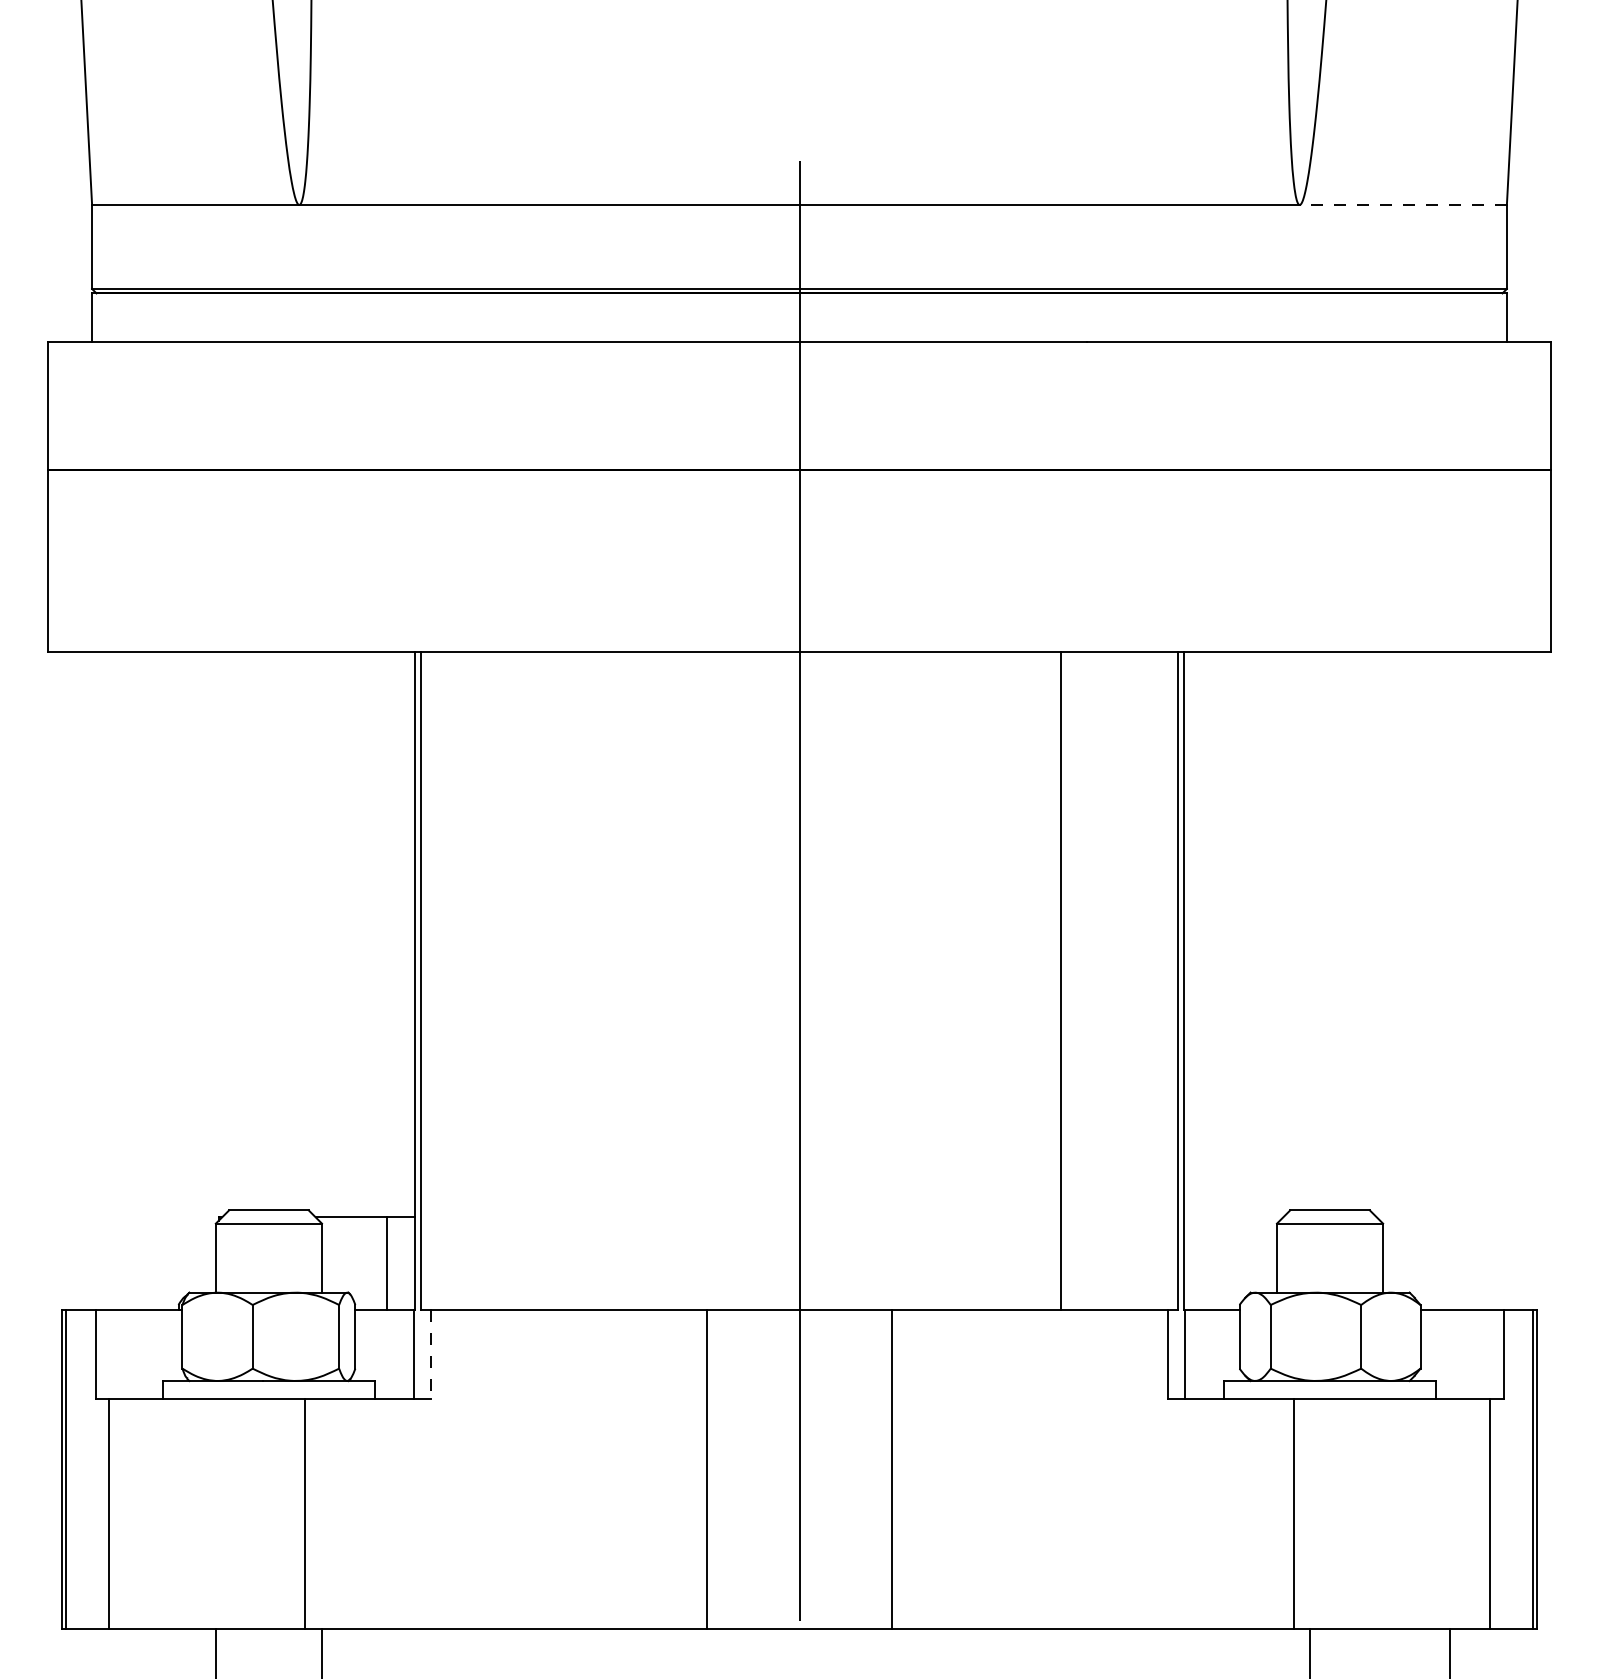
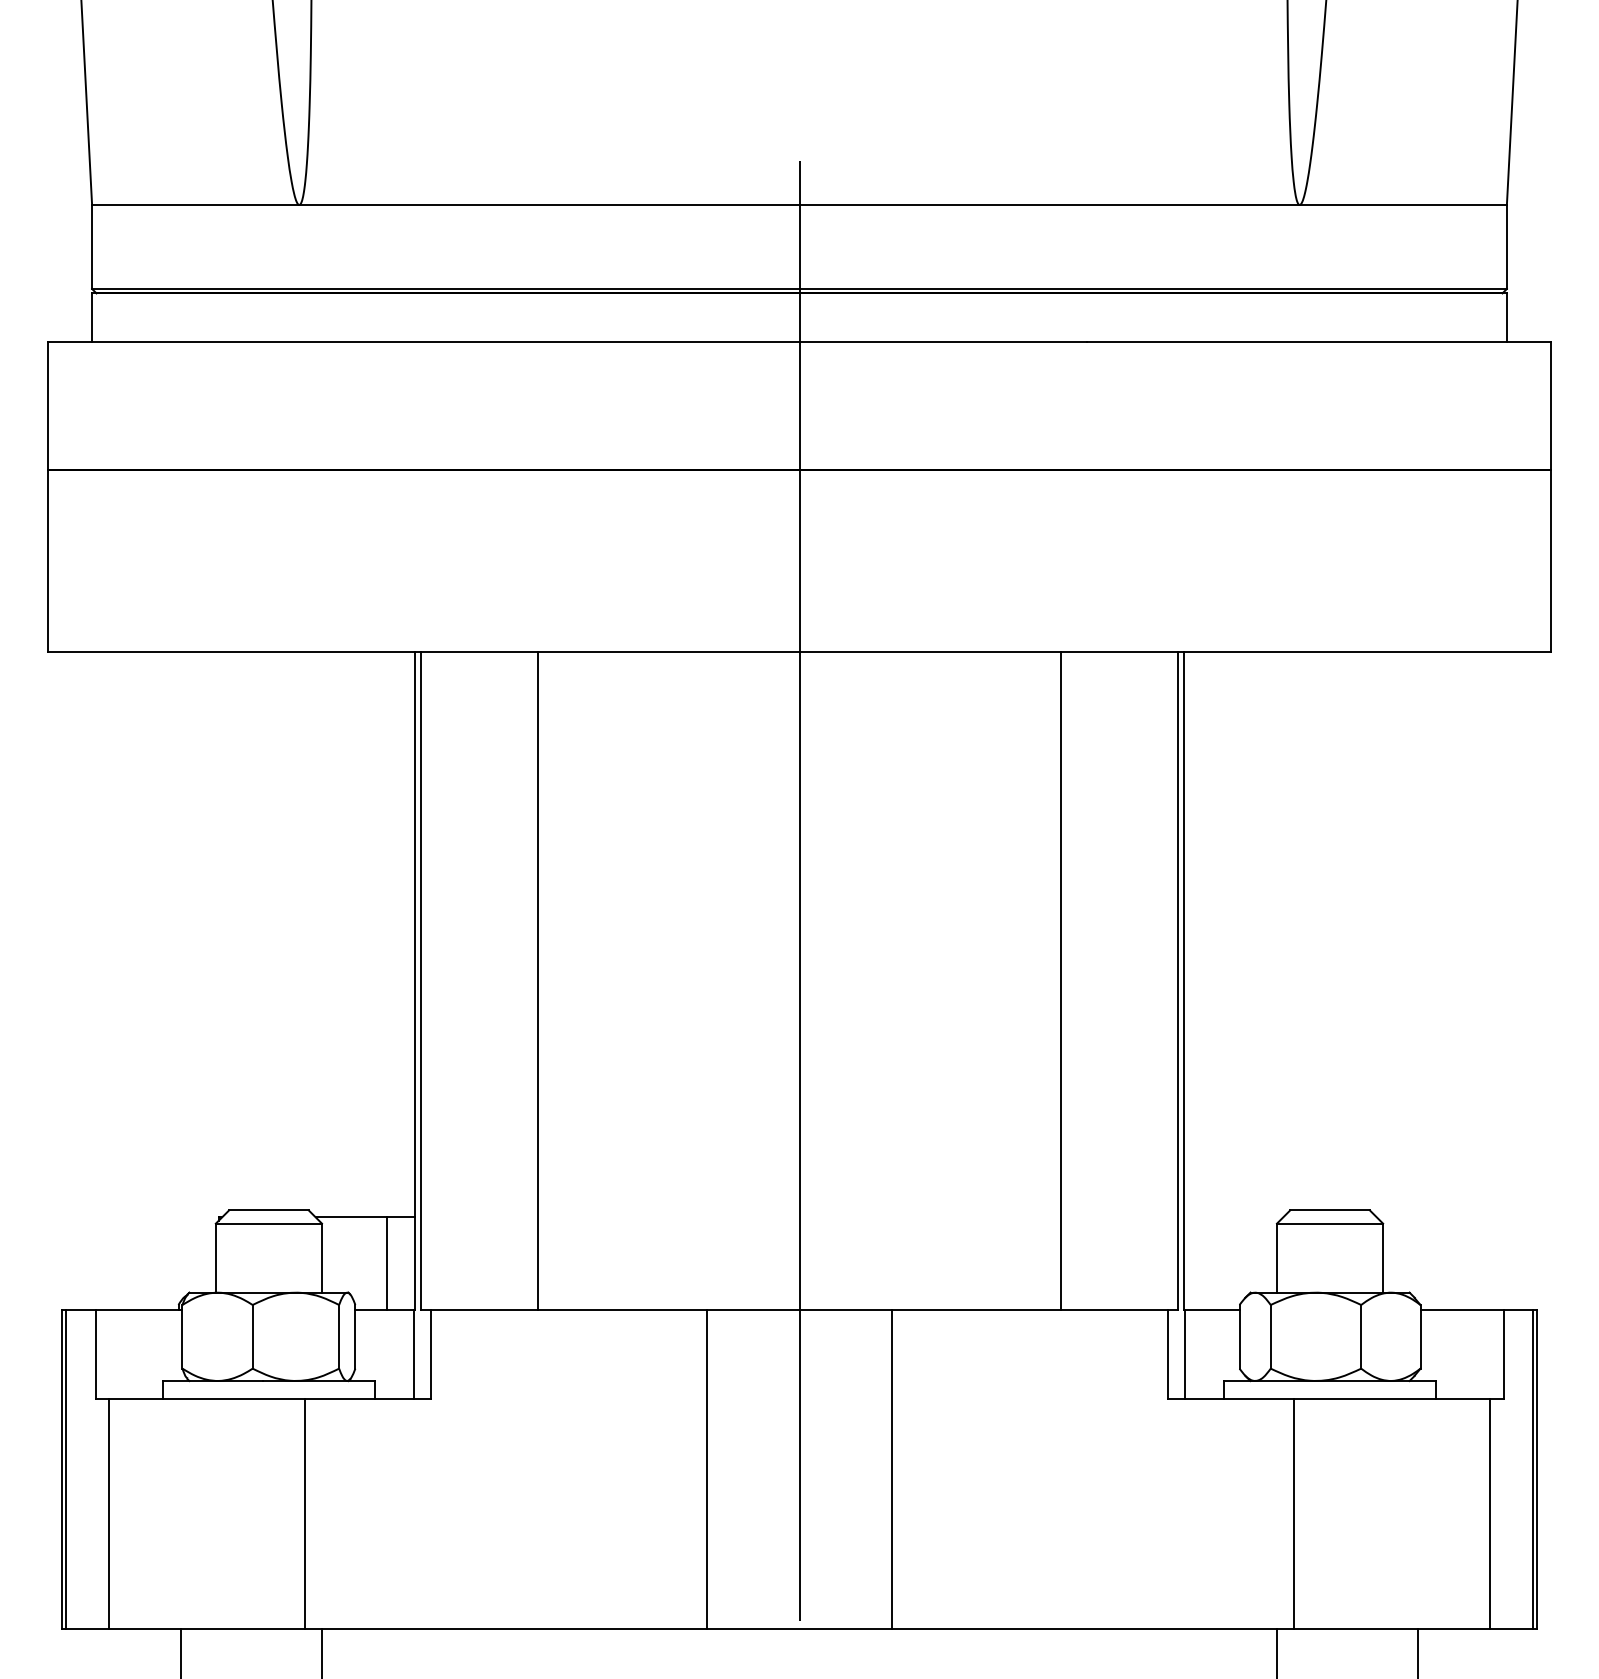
line: dashed -> solid (1403, 204)
line: none -> present (537, 980)
line: dashed -> solid (430, 1355)
line position: (215, 1651) -> (180, 1651) (180, 1651)
line position: (1309, 1651) -> (1276, 1651) (1276, 1651)
line position: (1450, 1651) -> (1418, 1651) (1418, 1651)
